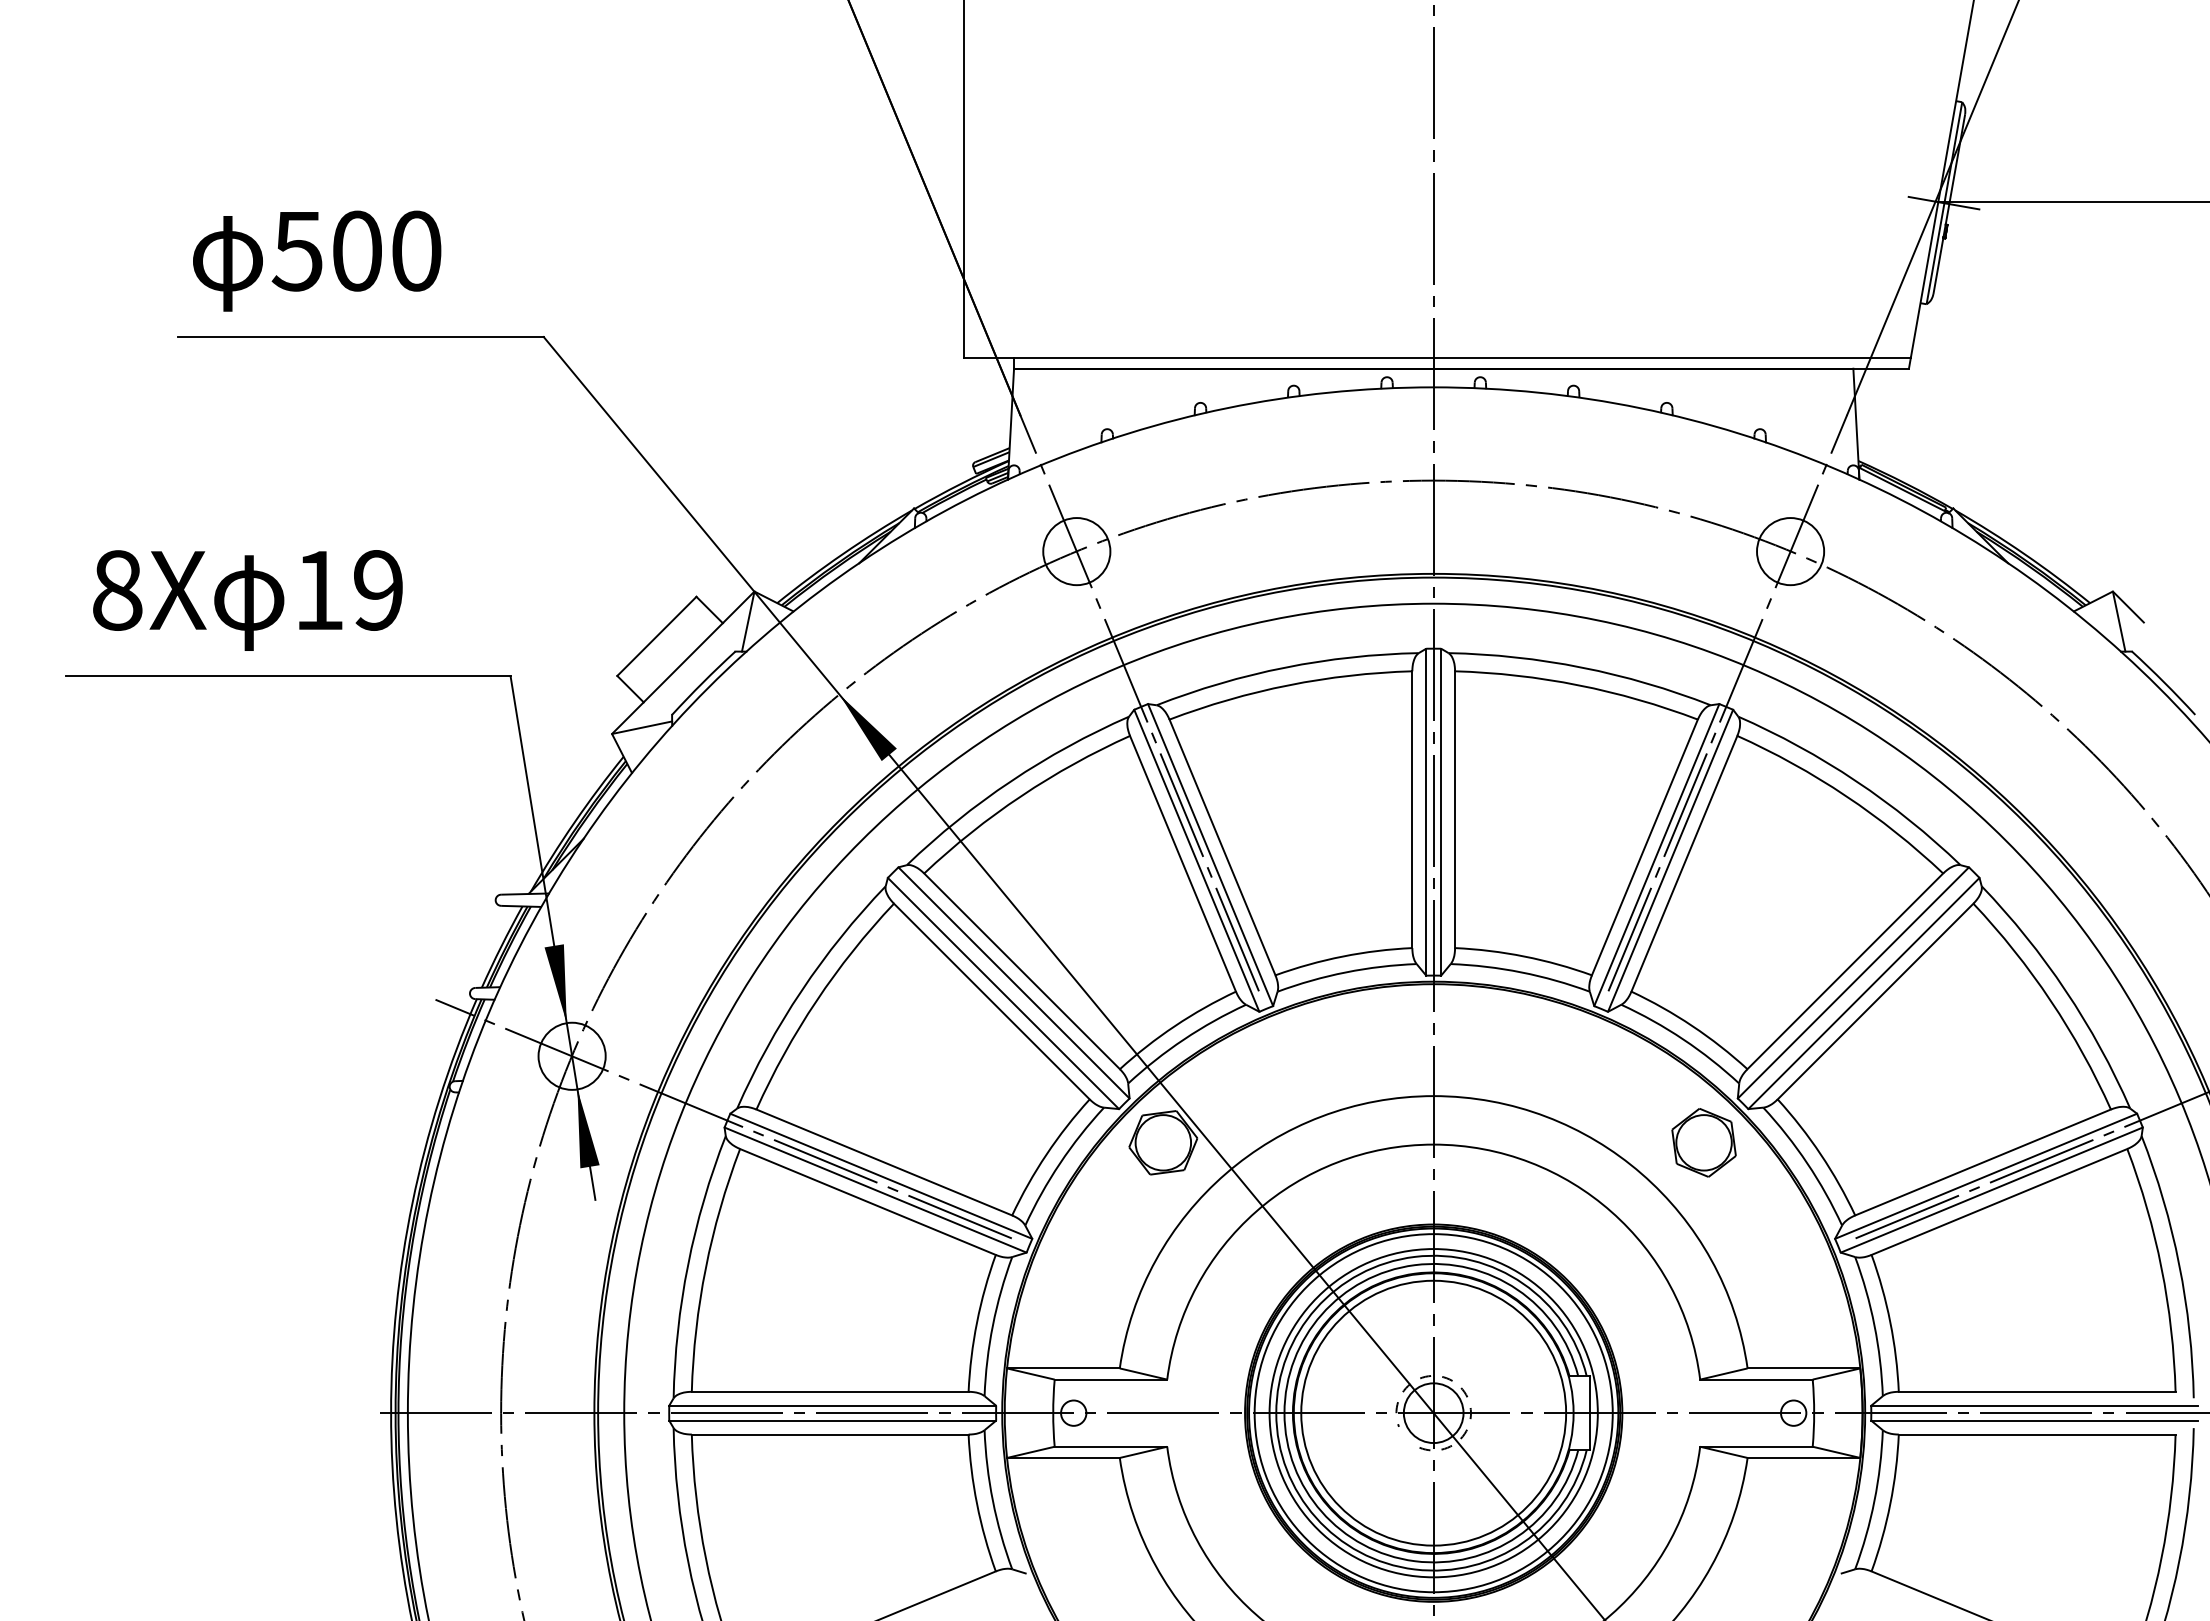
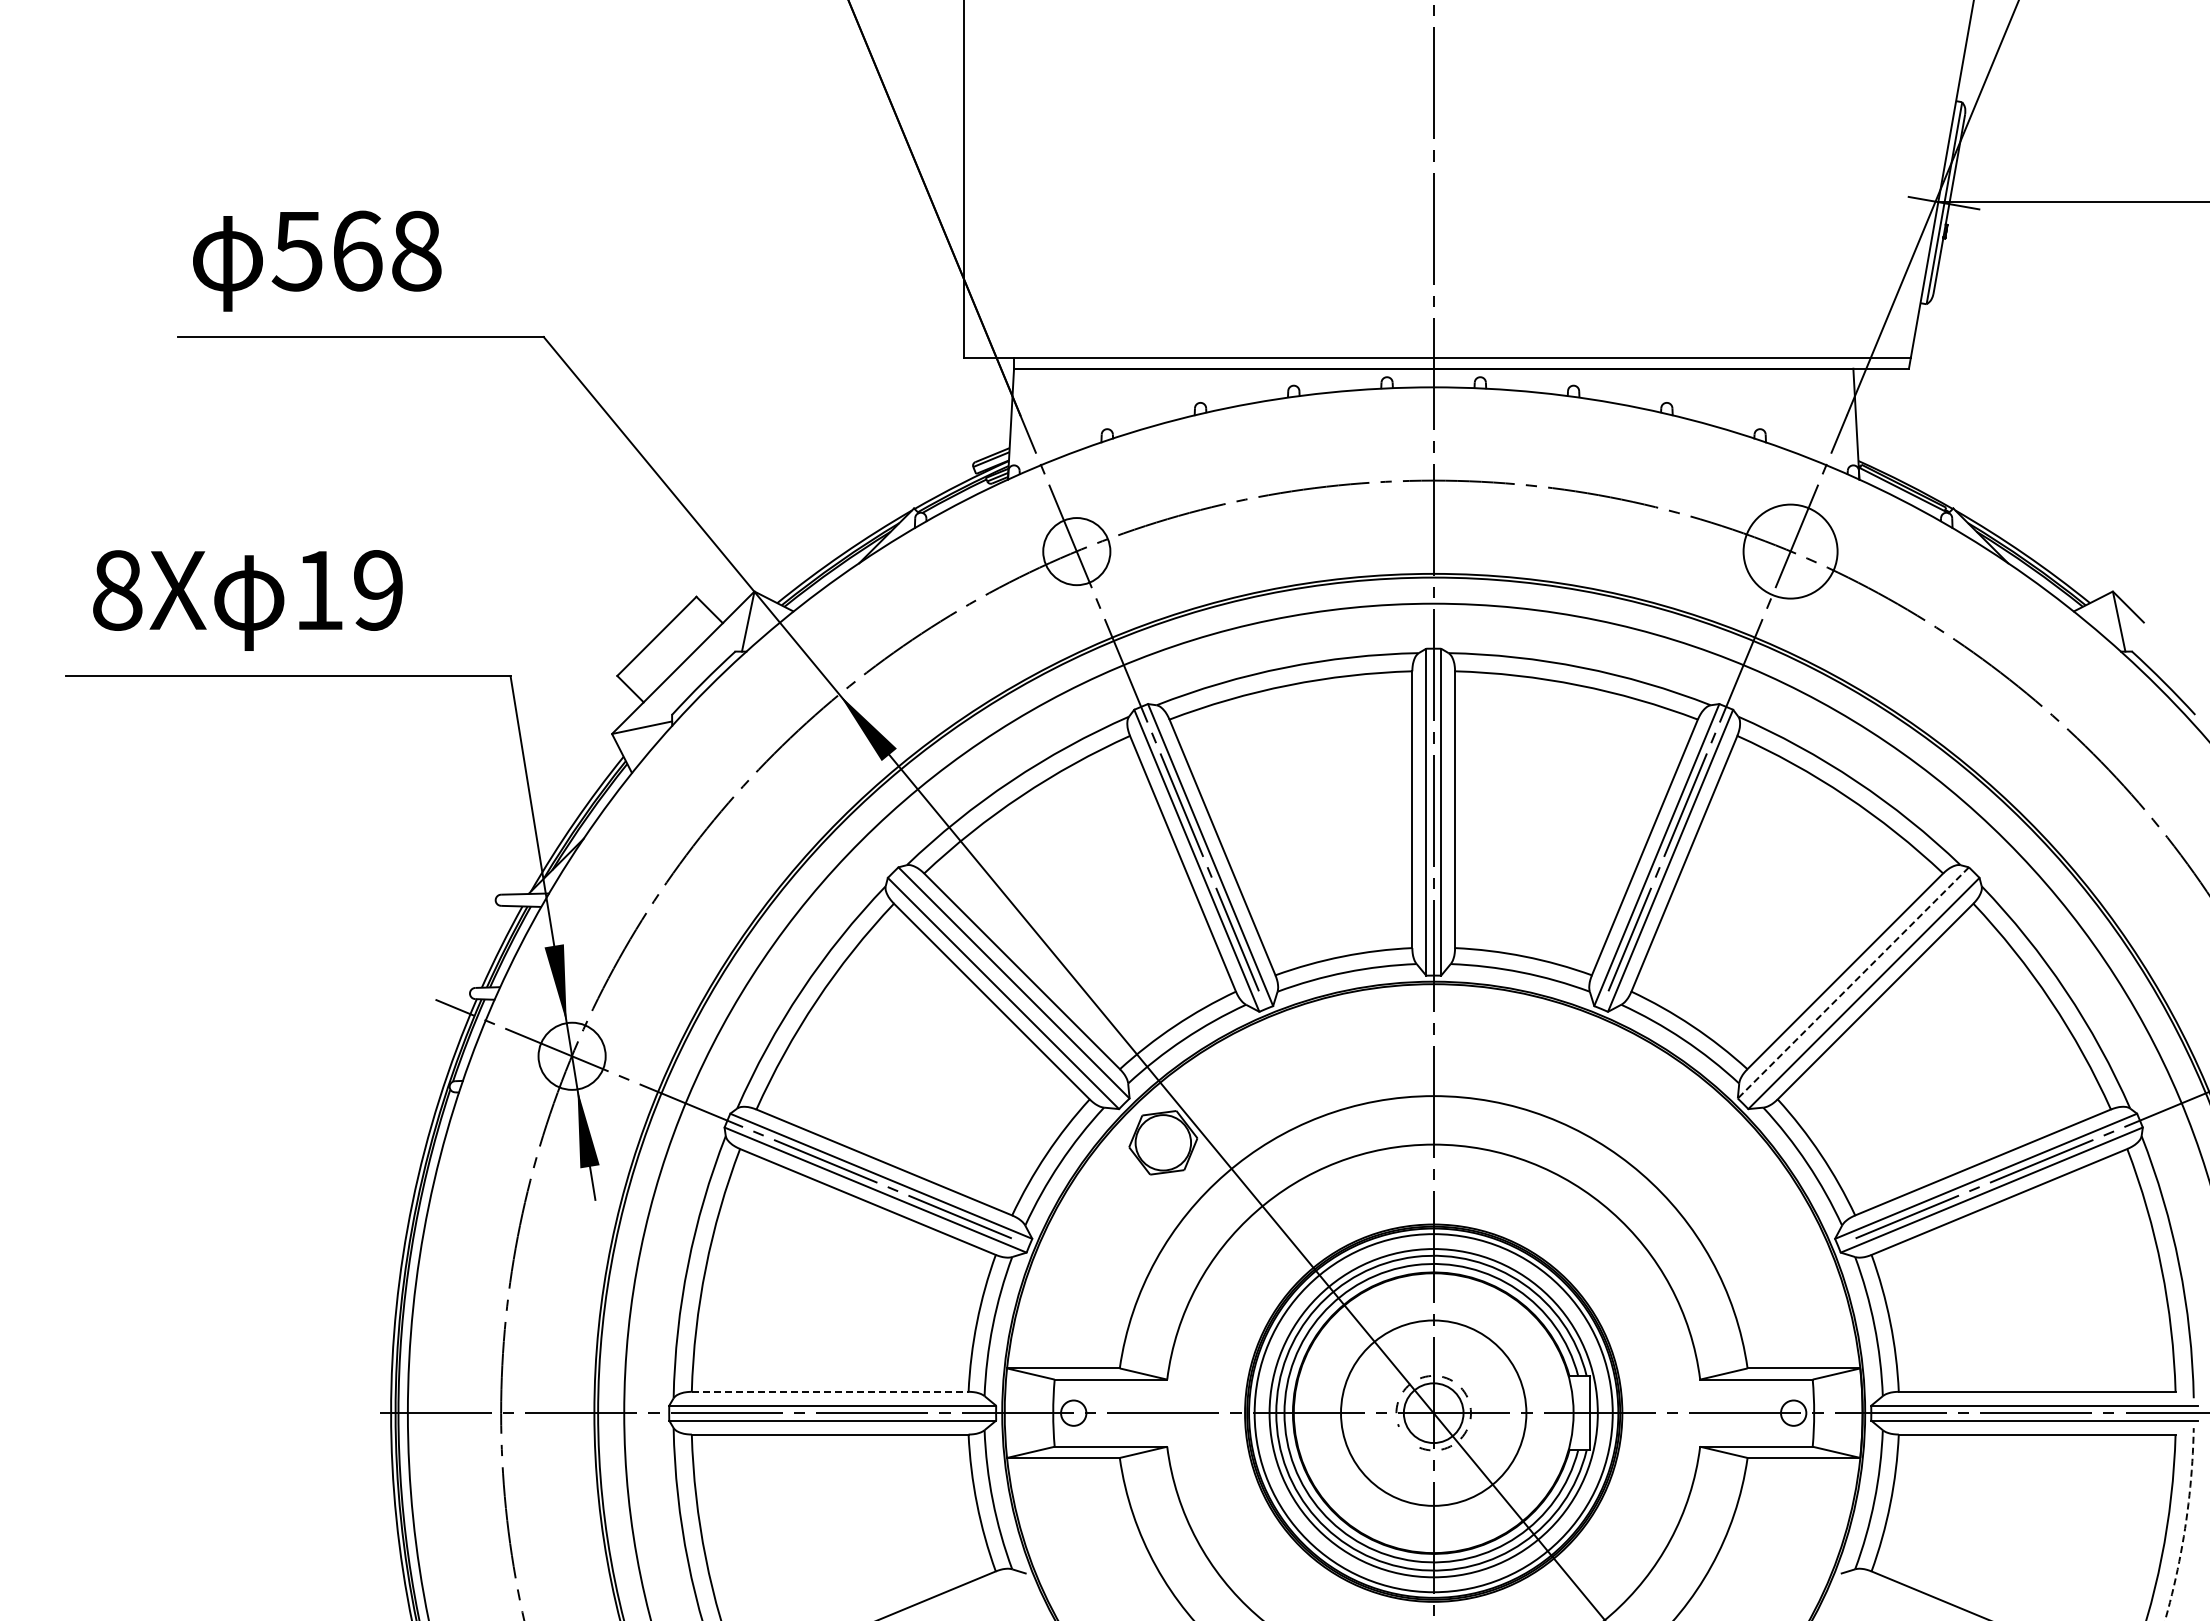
text: 500 -> 568 (387, 250)
circle diameter: 67 px -> 94 px (1790, 551)
line: solid -> dashed (1853, 983)
part: present -> none (1703, 1142)
line: solid -> dashed (830, 1391)
circle diameter: 265 px -> 185 px (1433, 1412)
arc: solid -> dashed (2185, 1525)
